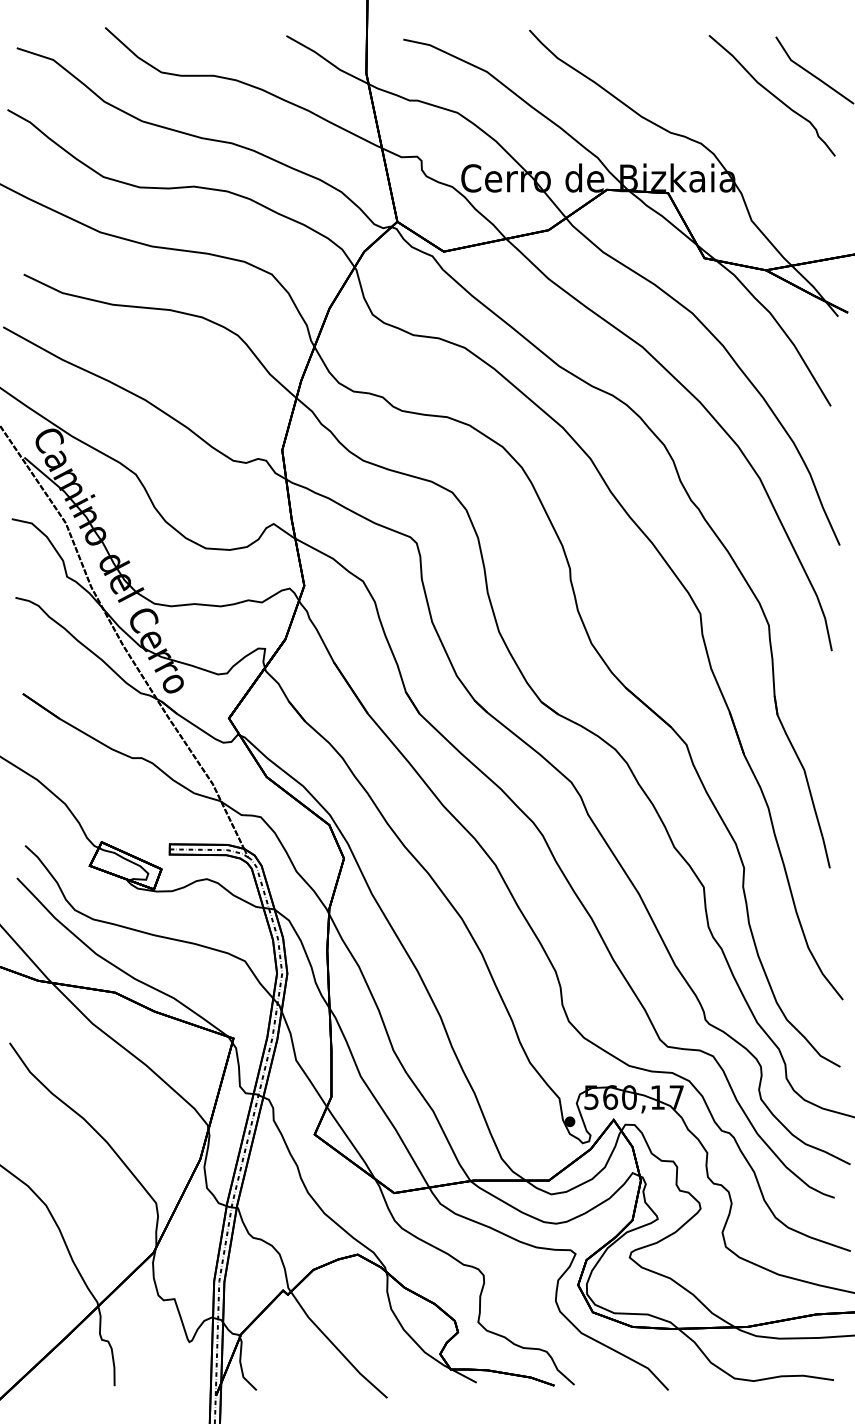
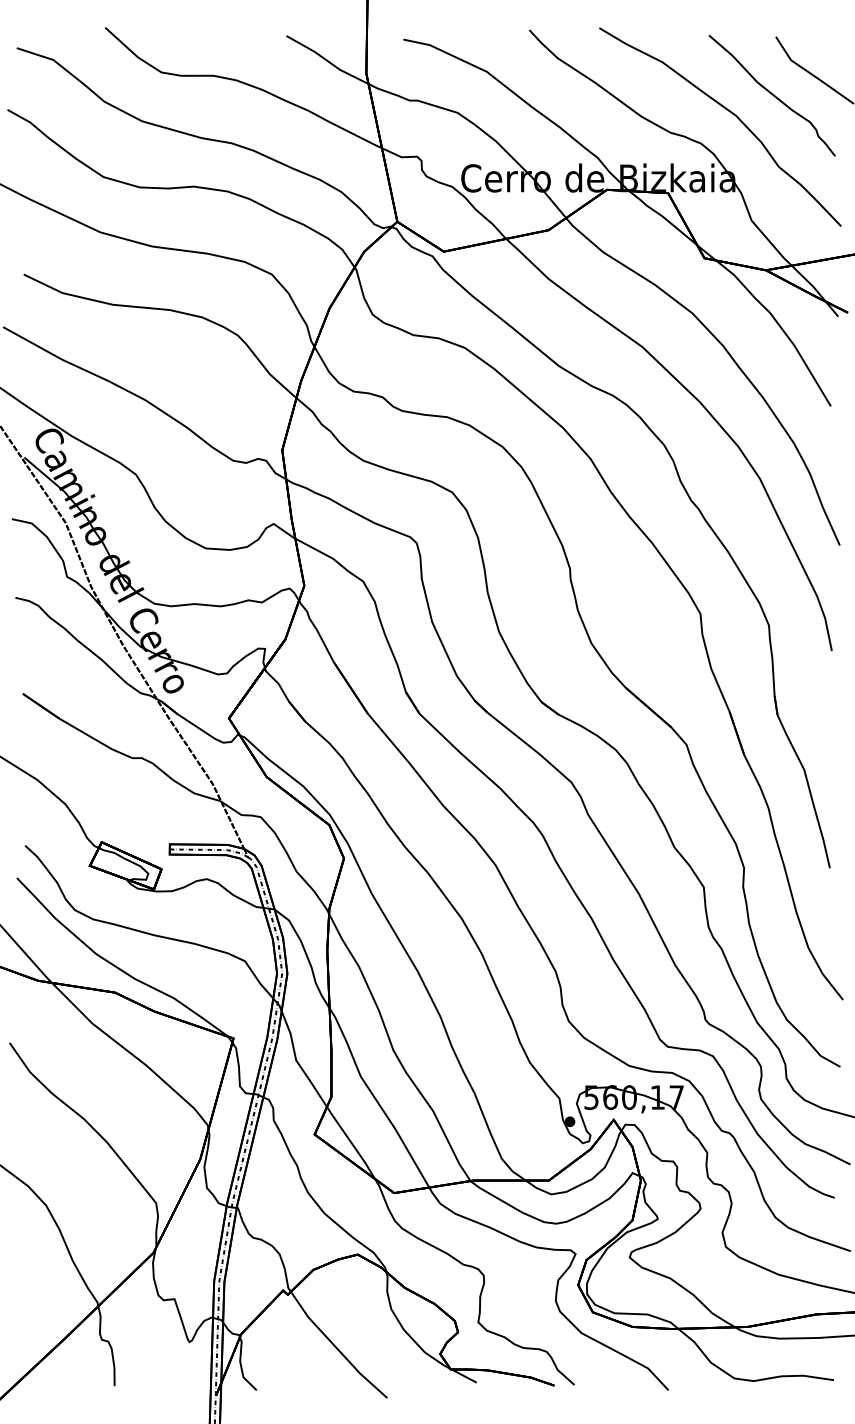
curve: none -> present (729, 112)
